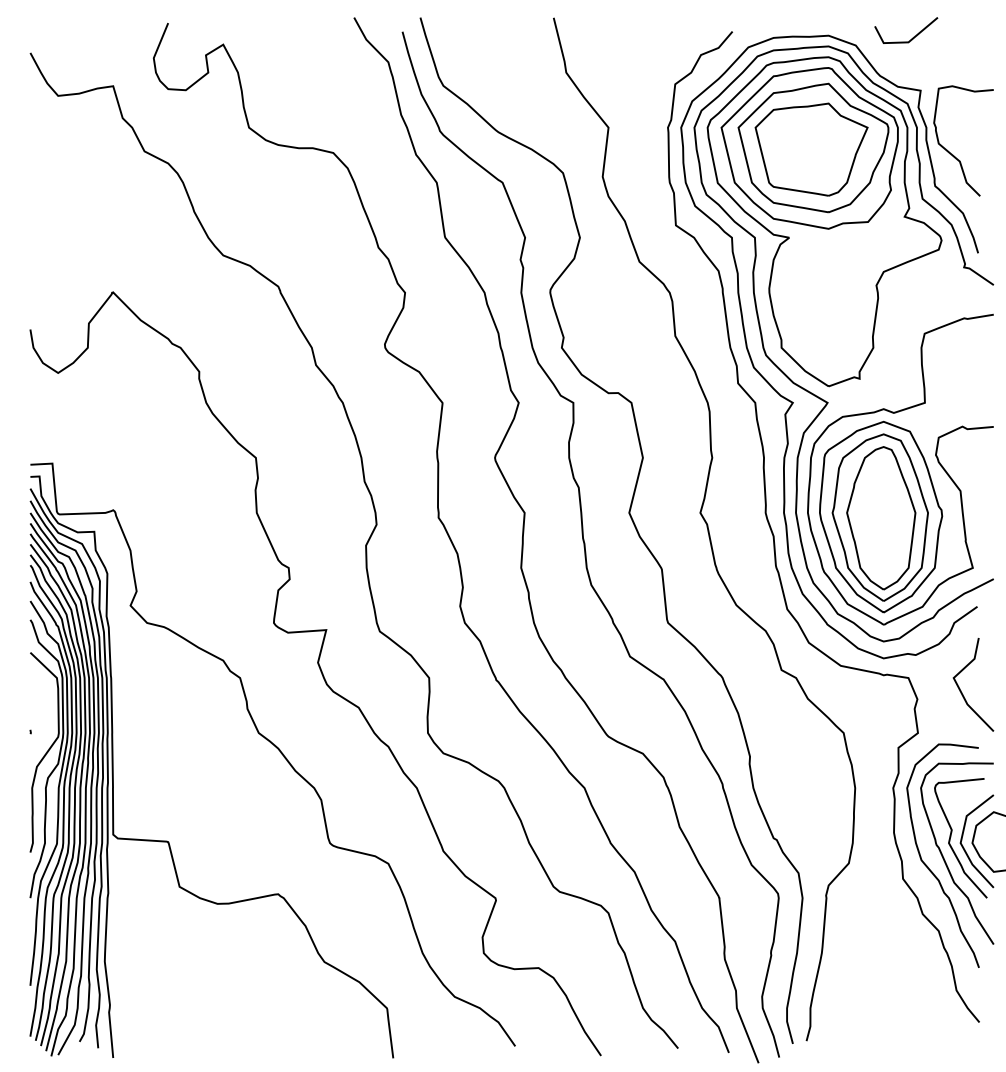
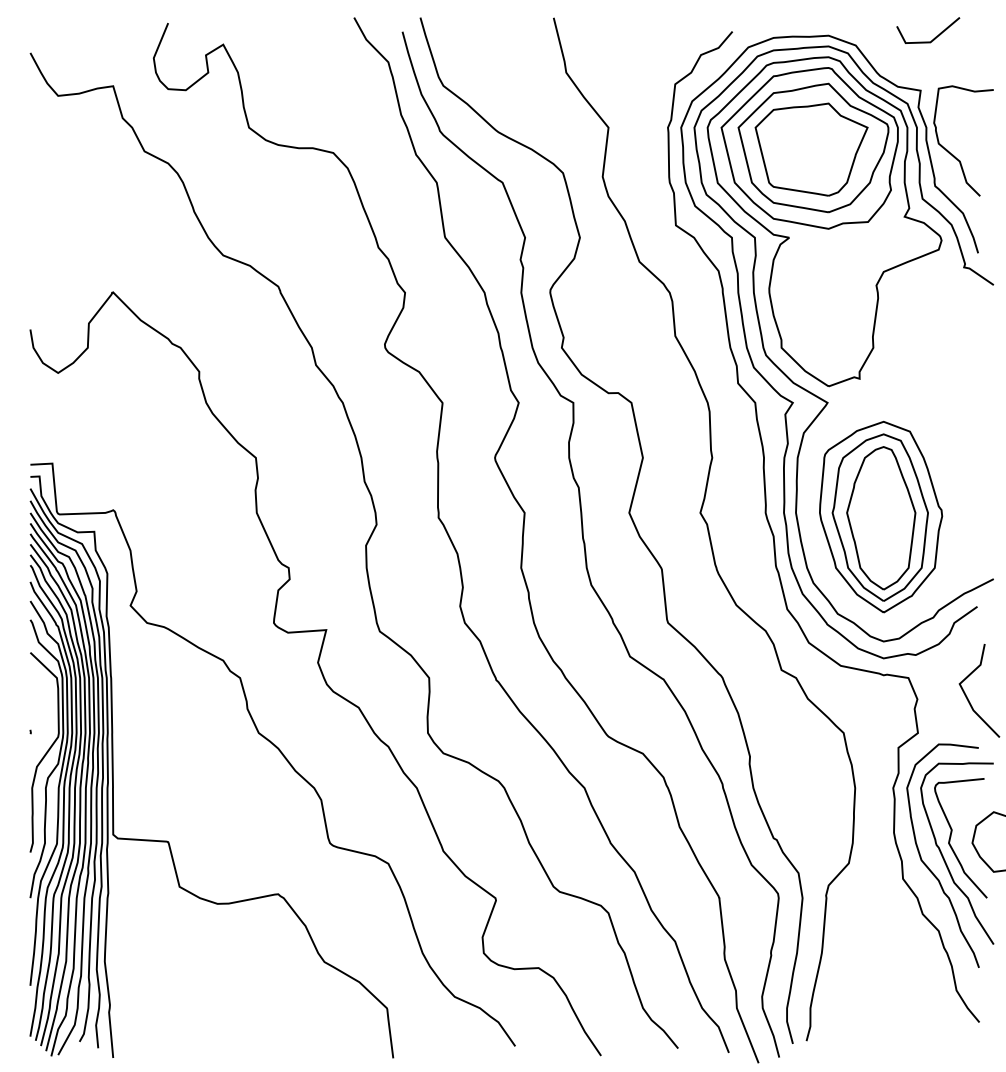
line position: (913, 36) -> (935, 36) (935, 36)
curve: present -> none (935, 456)
line position: (961, 690) -> (967, 696) (967, 696)
line: present -> none (964, 847)
